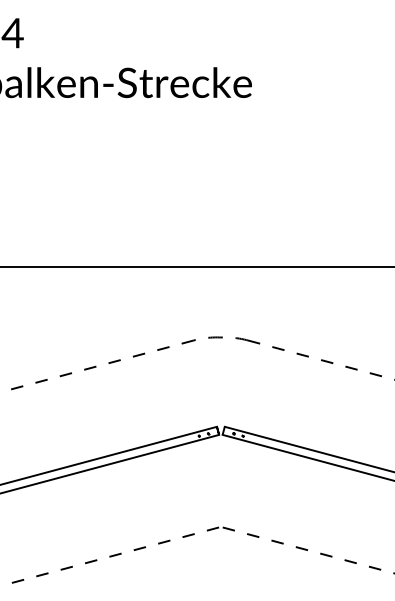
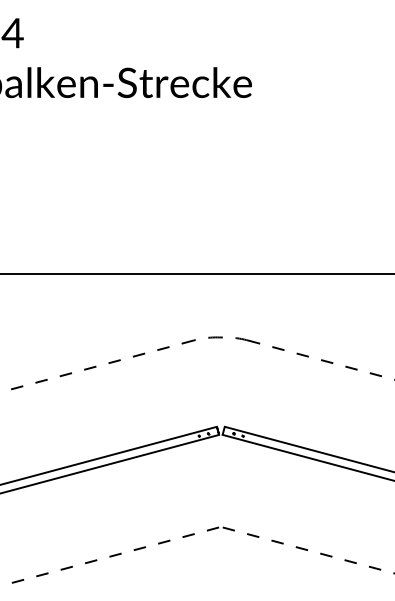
line position: (196, 266) -> (196, 273) (196, 273)
